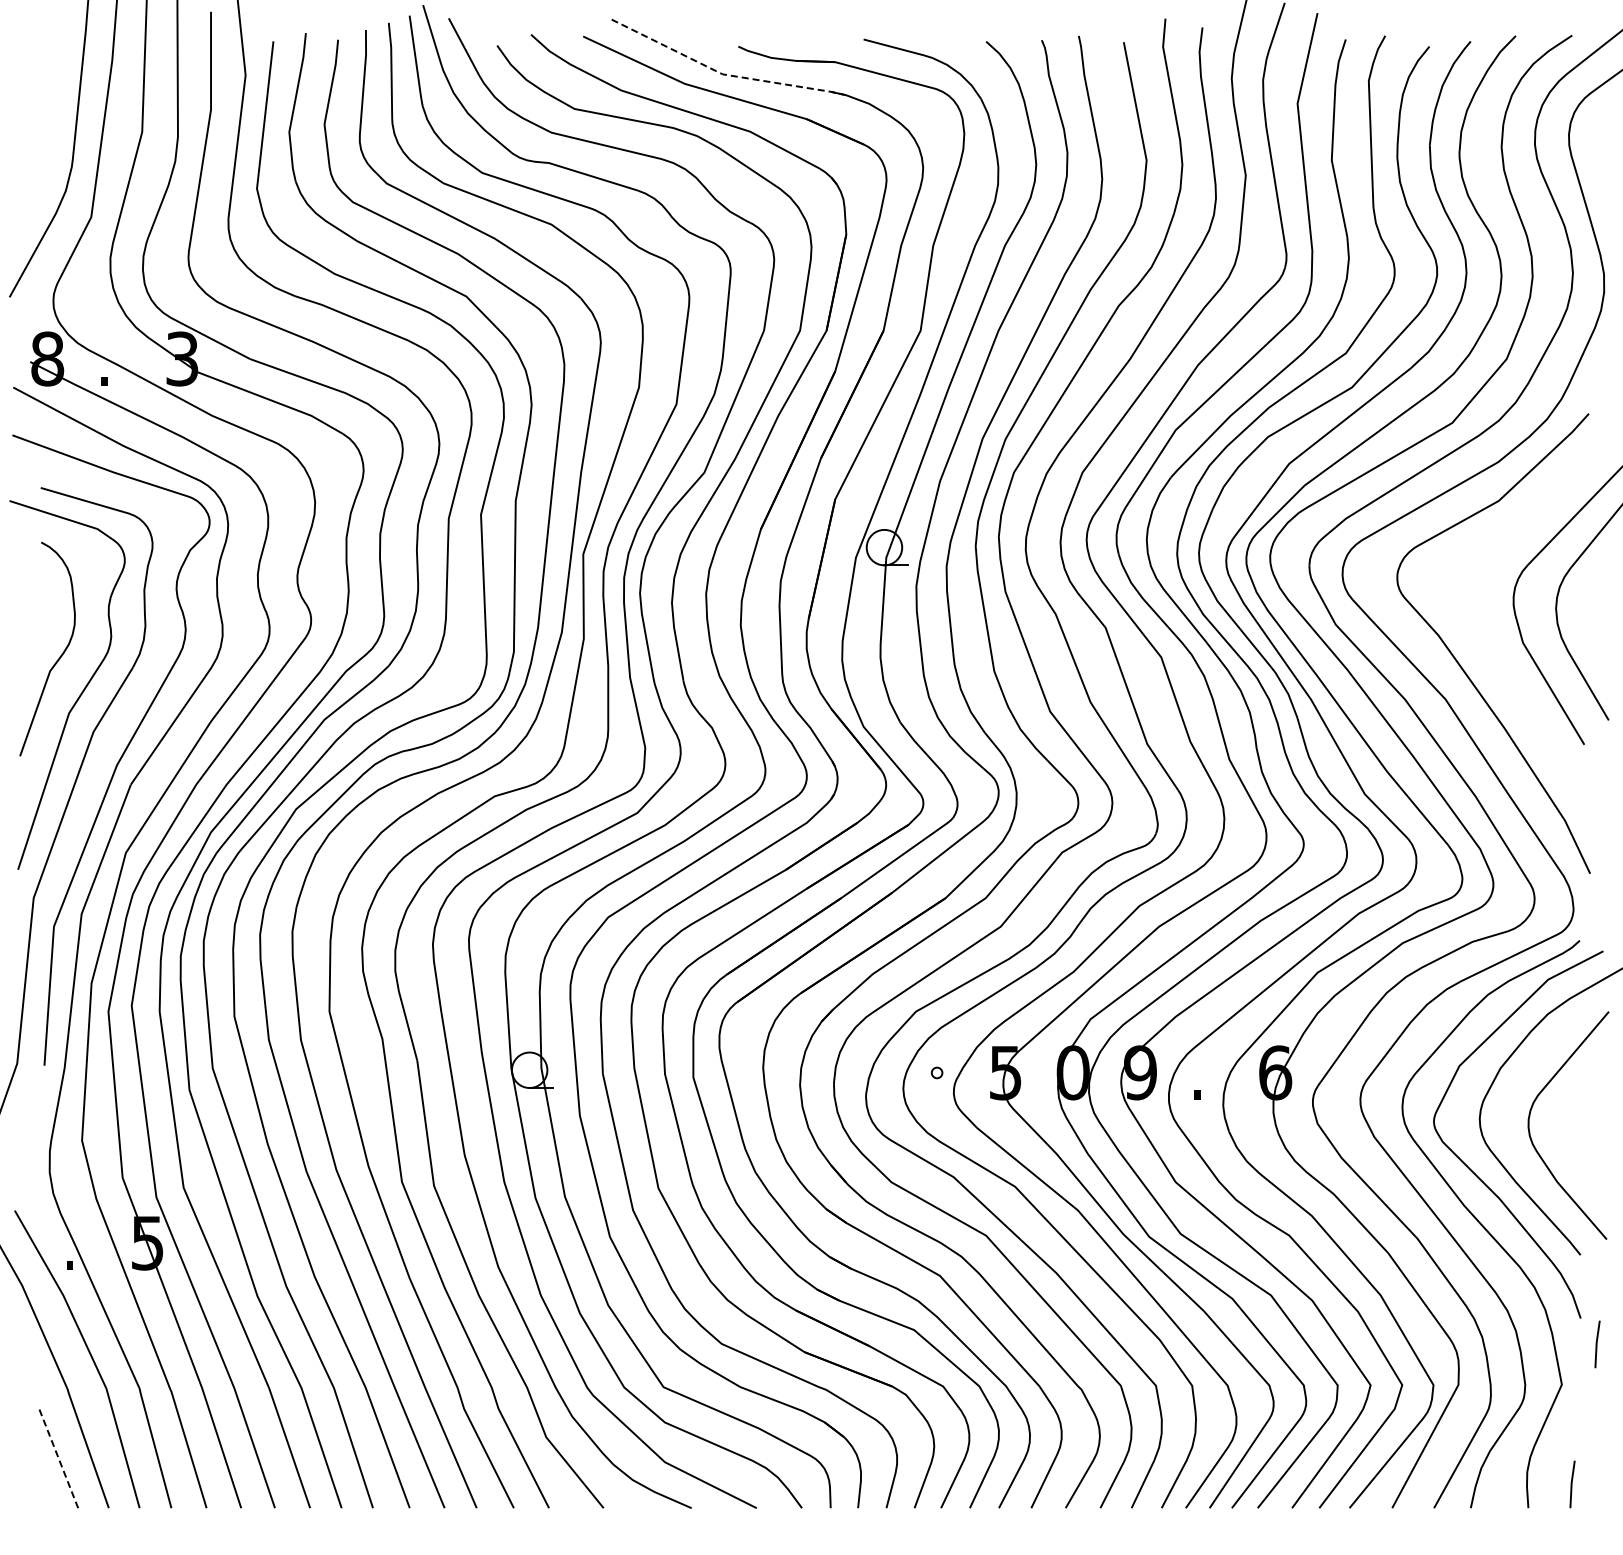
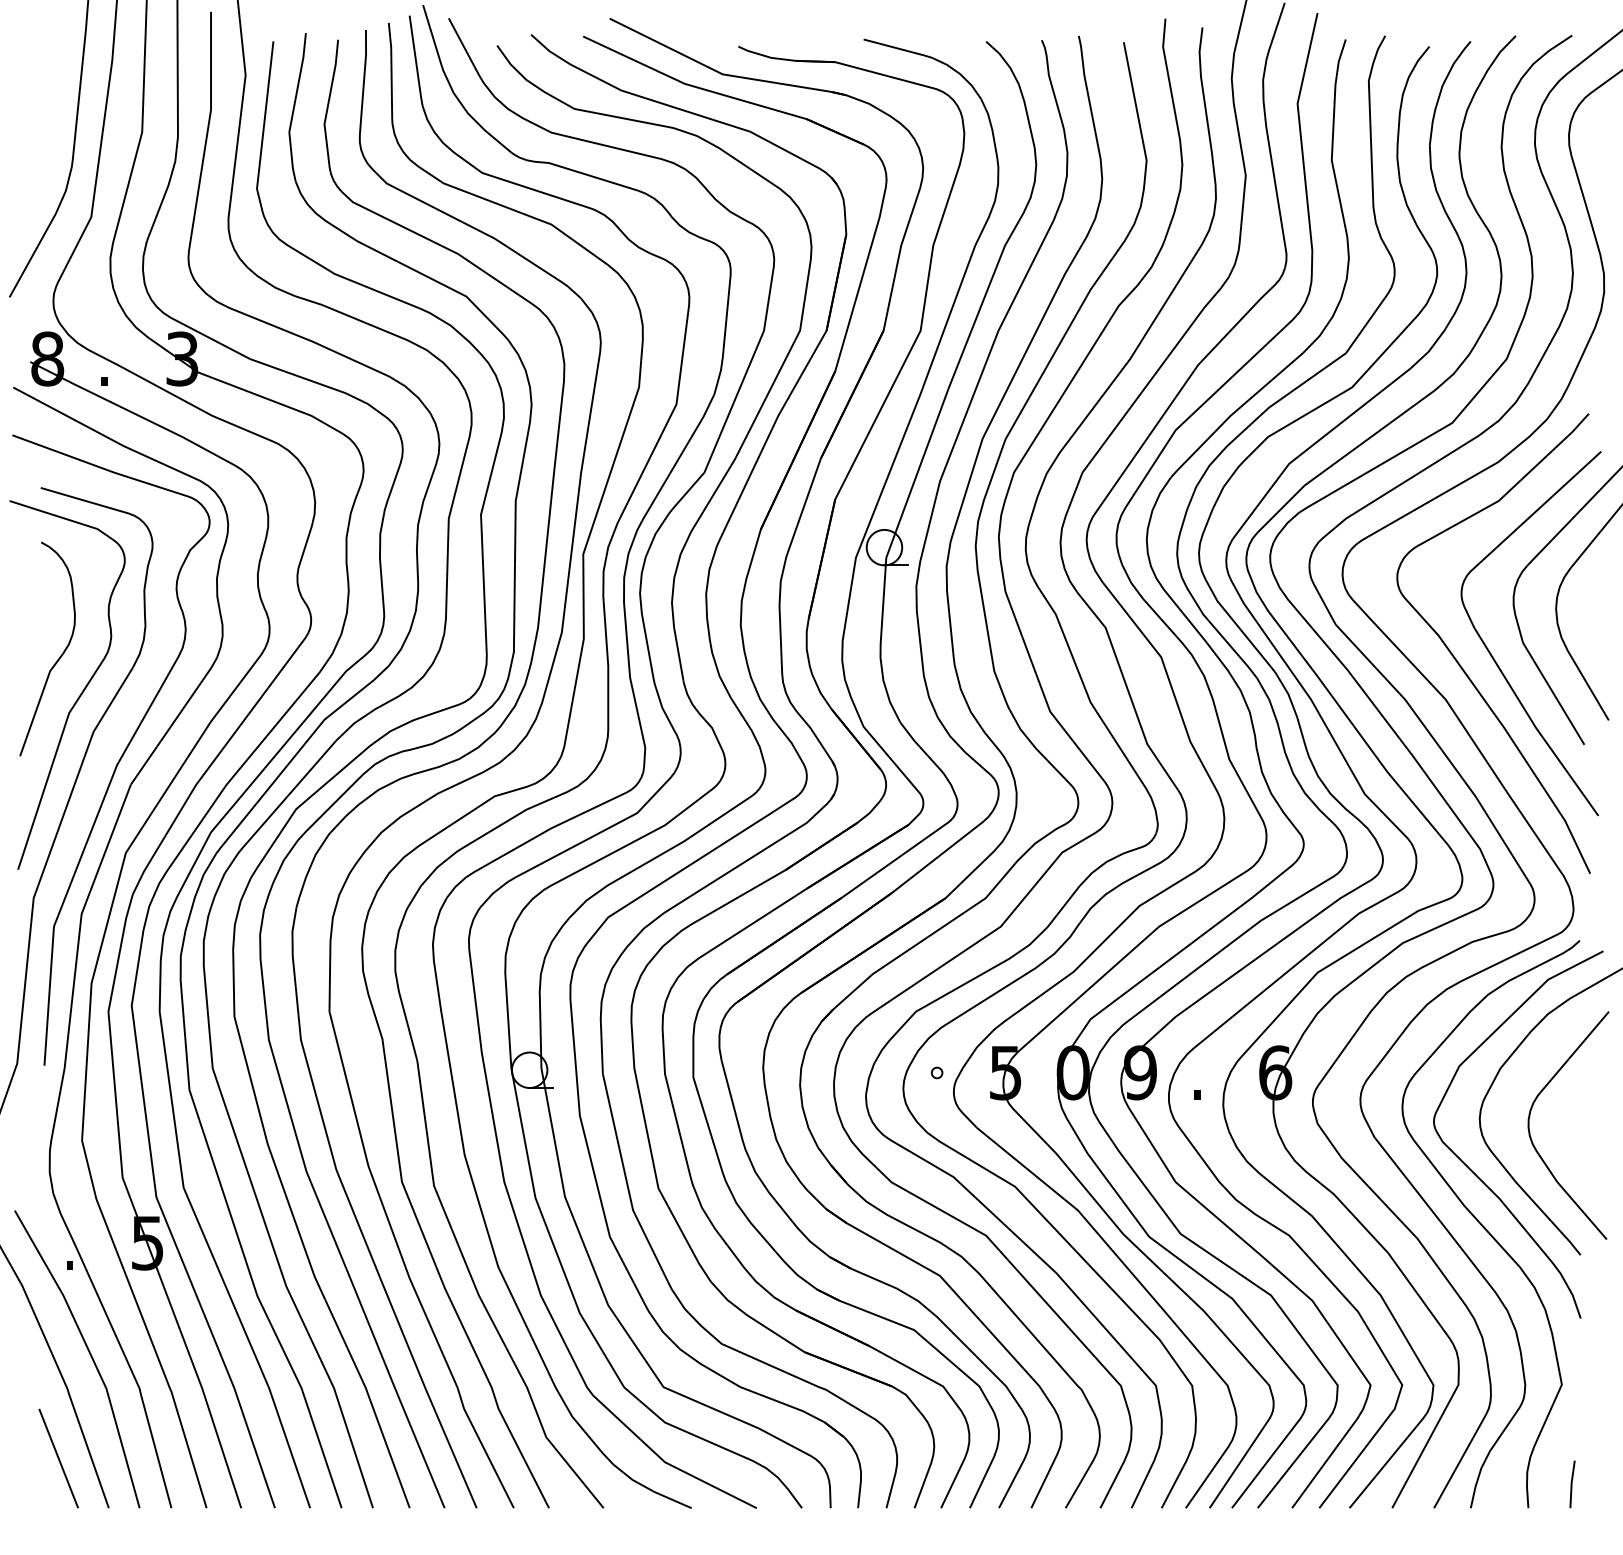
line: dashed -> solid (722, 74)
curve: none -> present (1493, 656)
line: present -> none (1597, 1344)
line: dashed -> solid (58, 1458)
